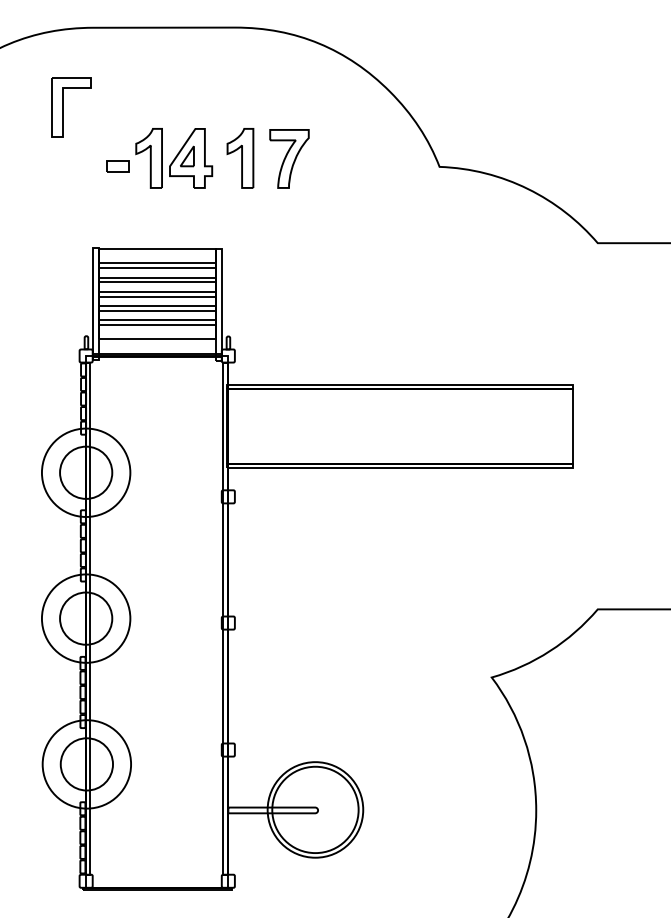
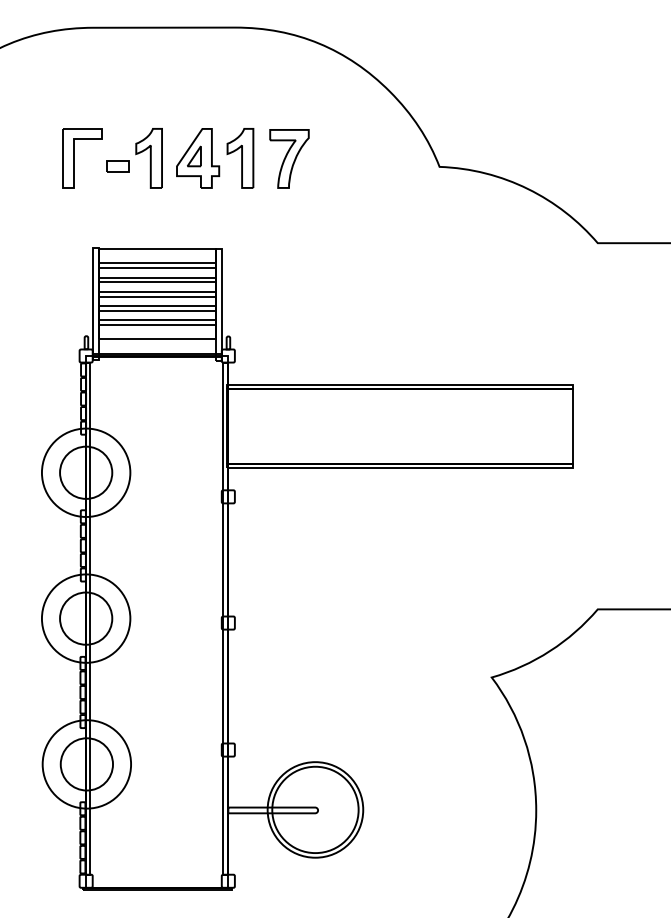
part position: (63, 107) -> (74, 158) (74, 158)
part position: (191, 158) -> (198, 158) (198, 158)
